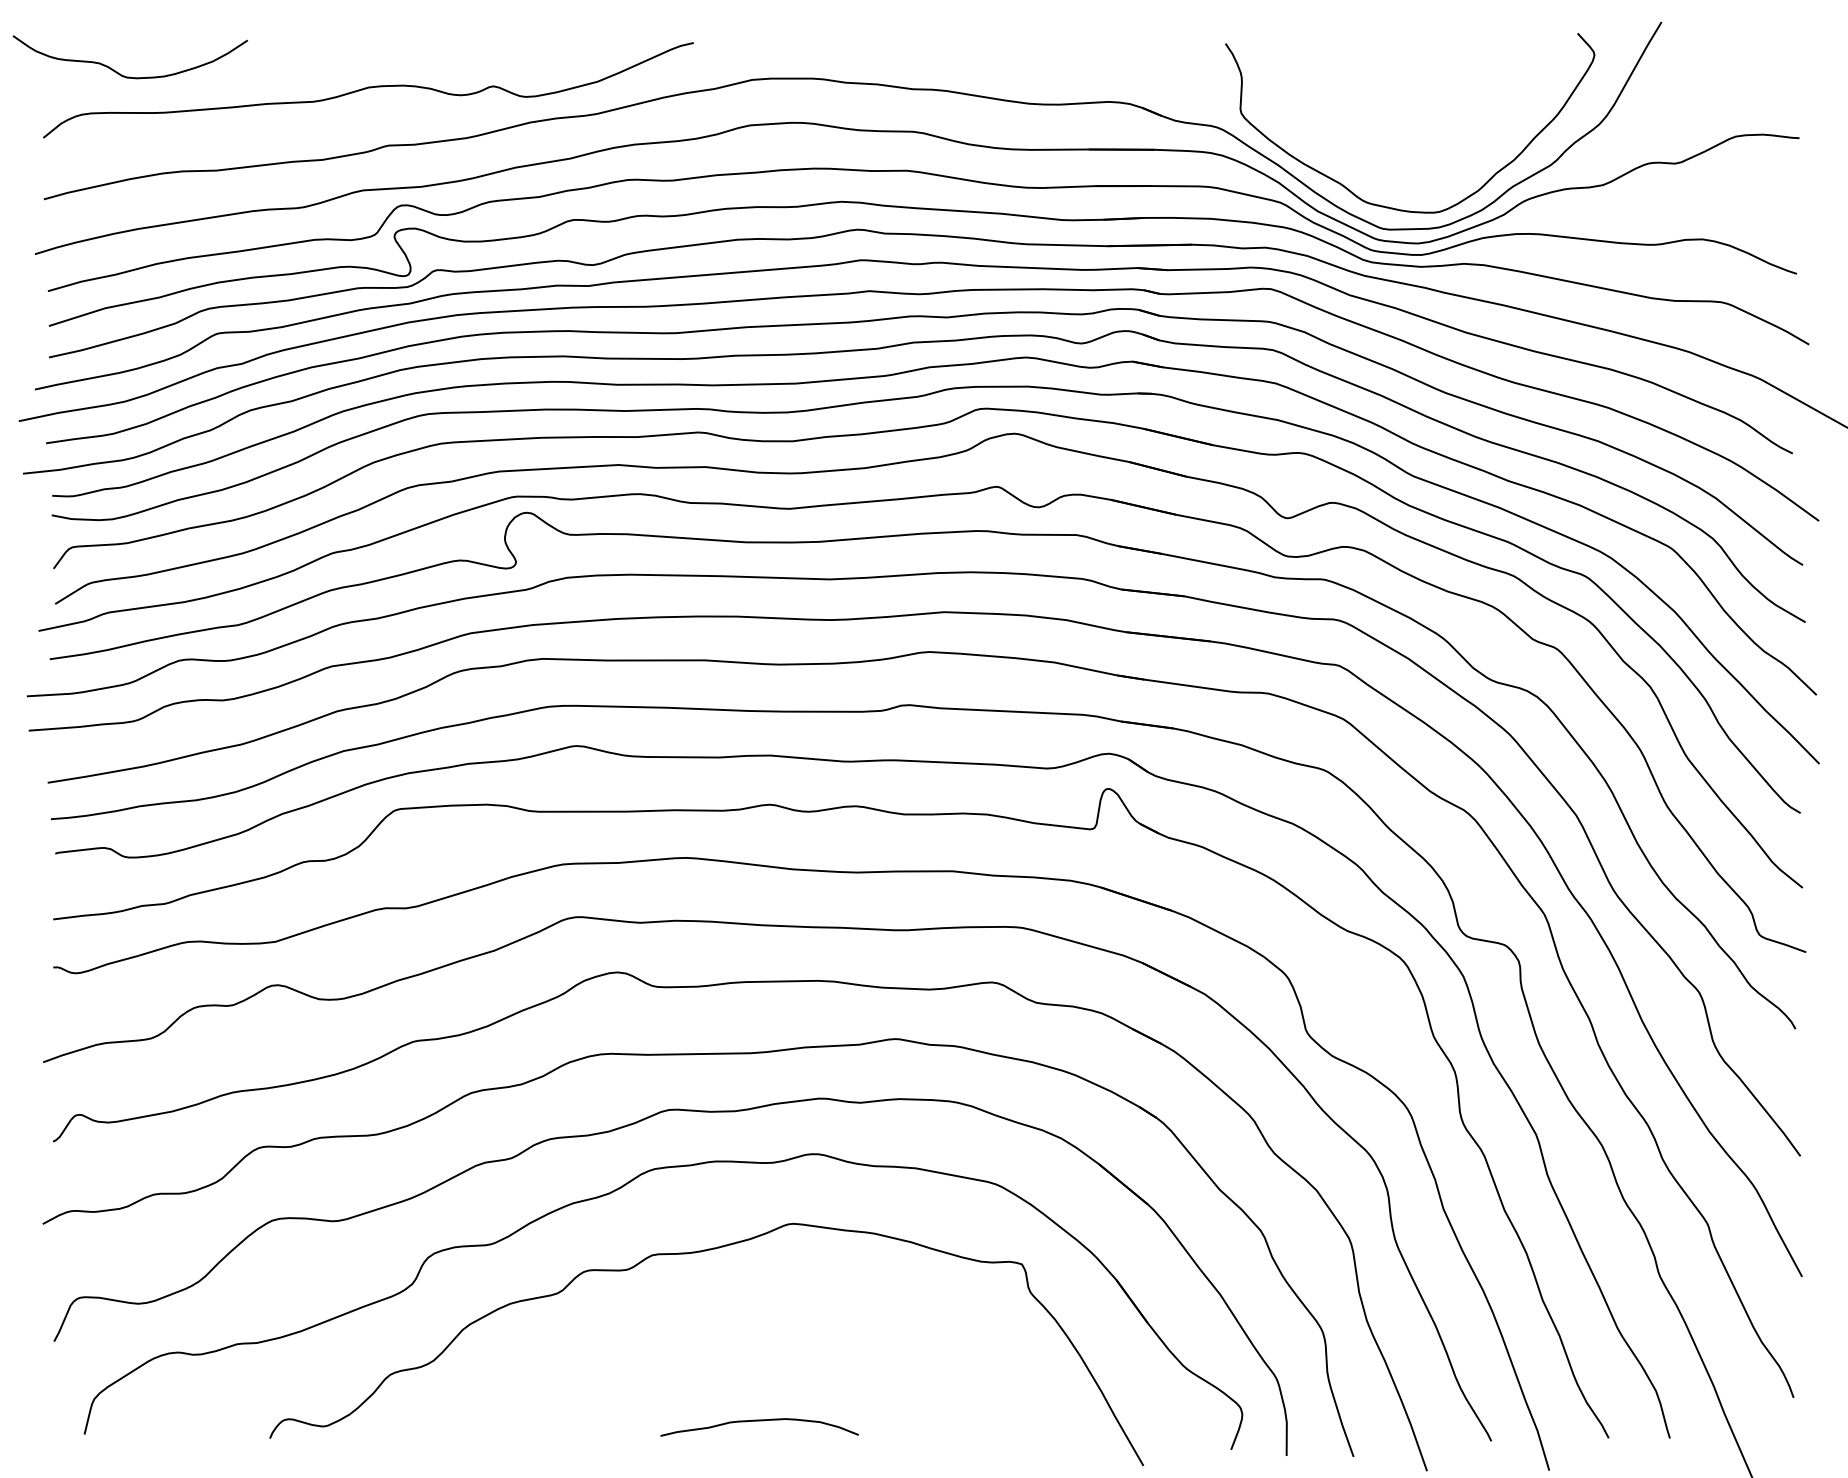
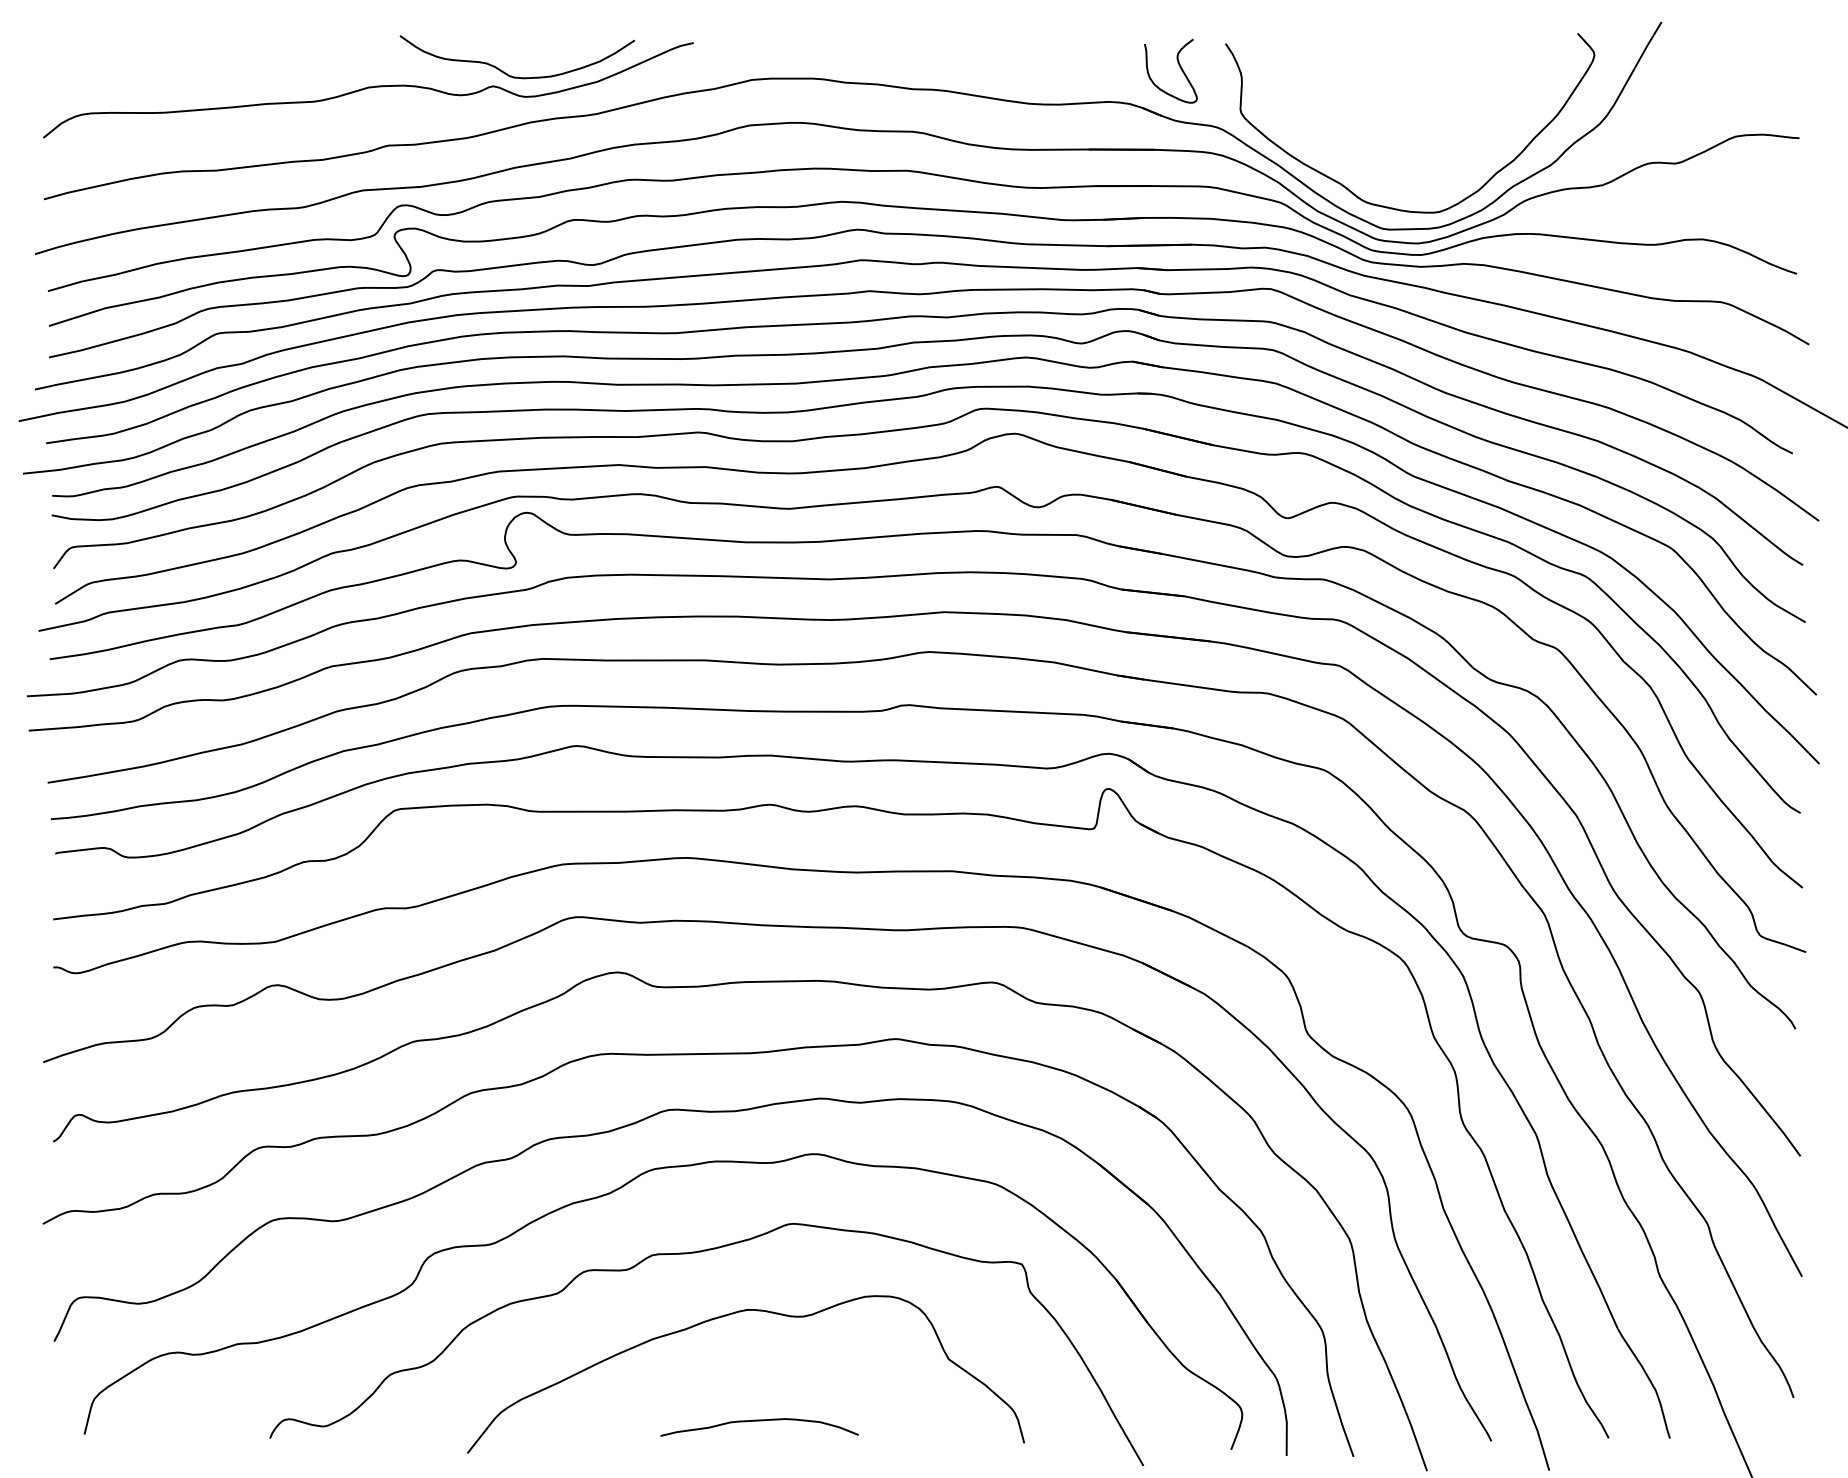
curve: none -> present (1178, 65)
curve position: (120, 73) -> (507, 73) (507, 73)
curve: none -> present (726, 1316)
